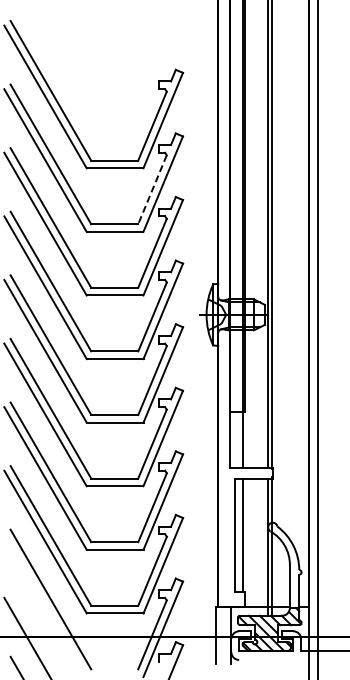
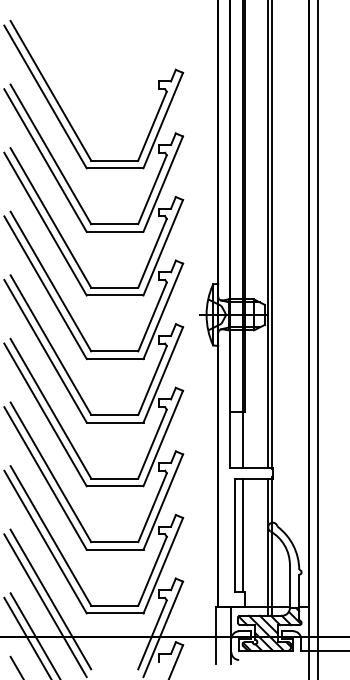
line: dashed -> solid (152, 190)
line: none -> present (45, 605)
line: none -> present (34, 634)
